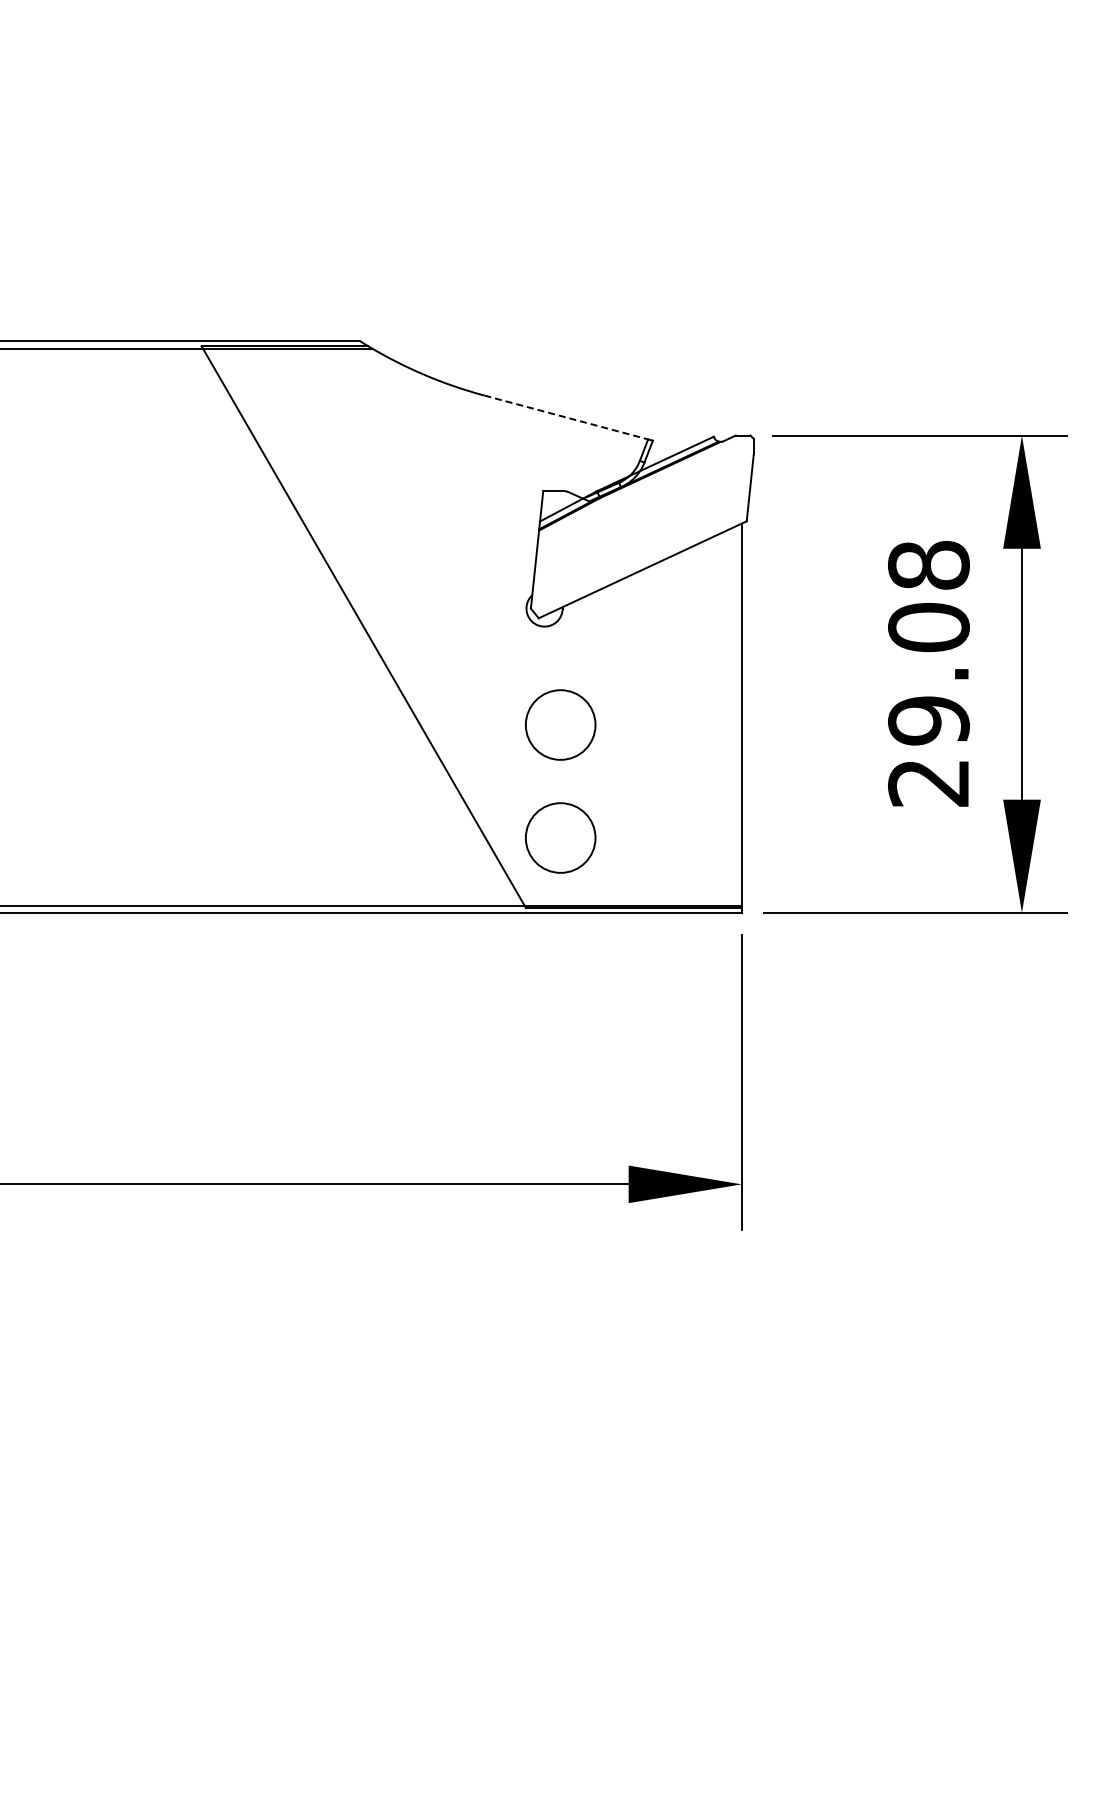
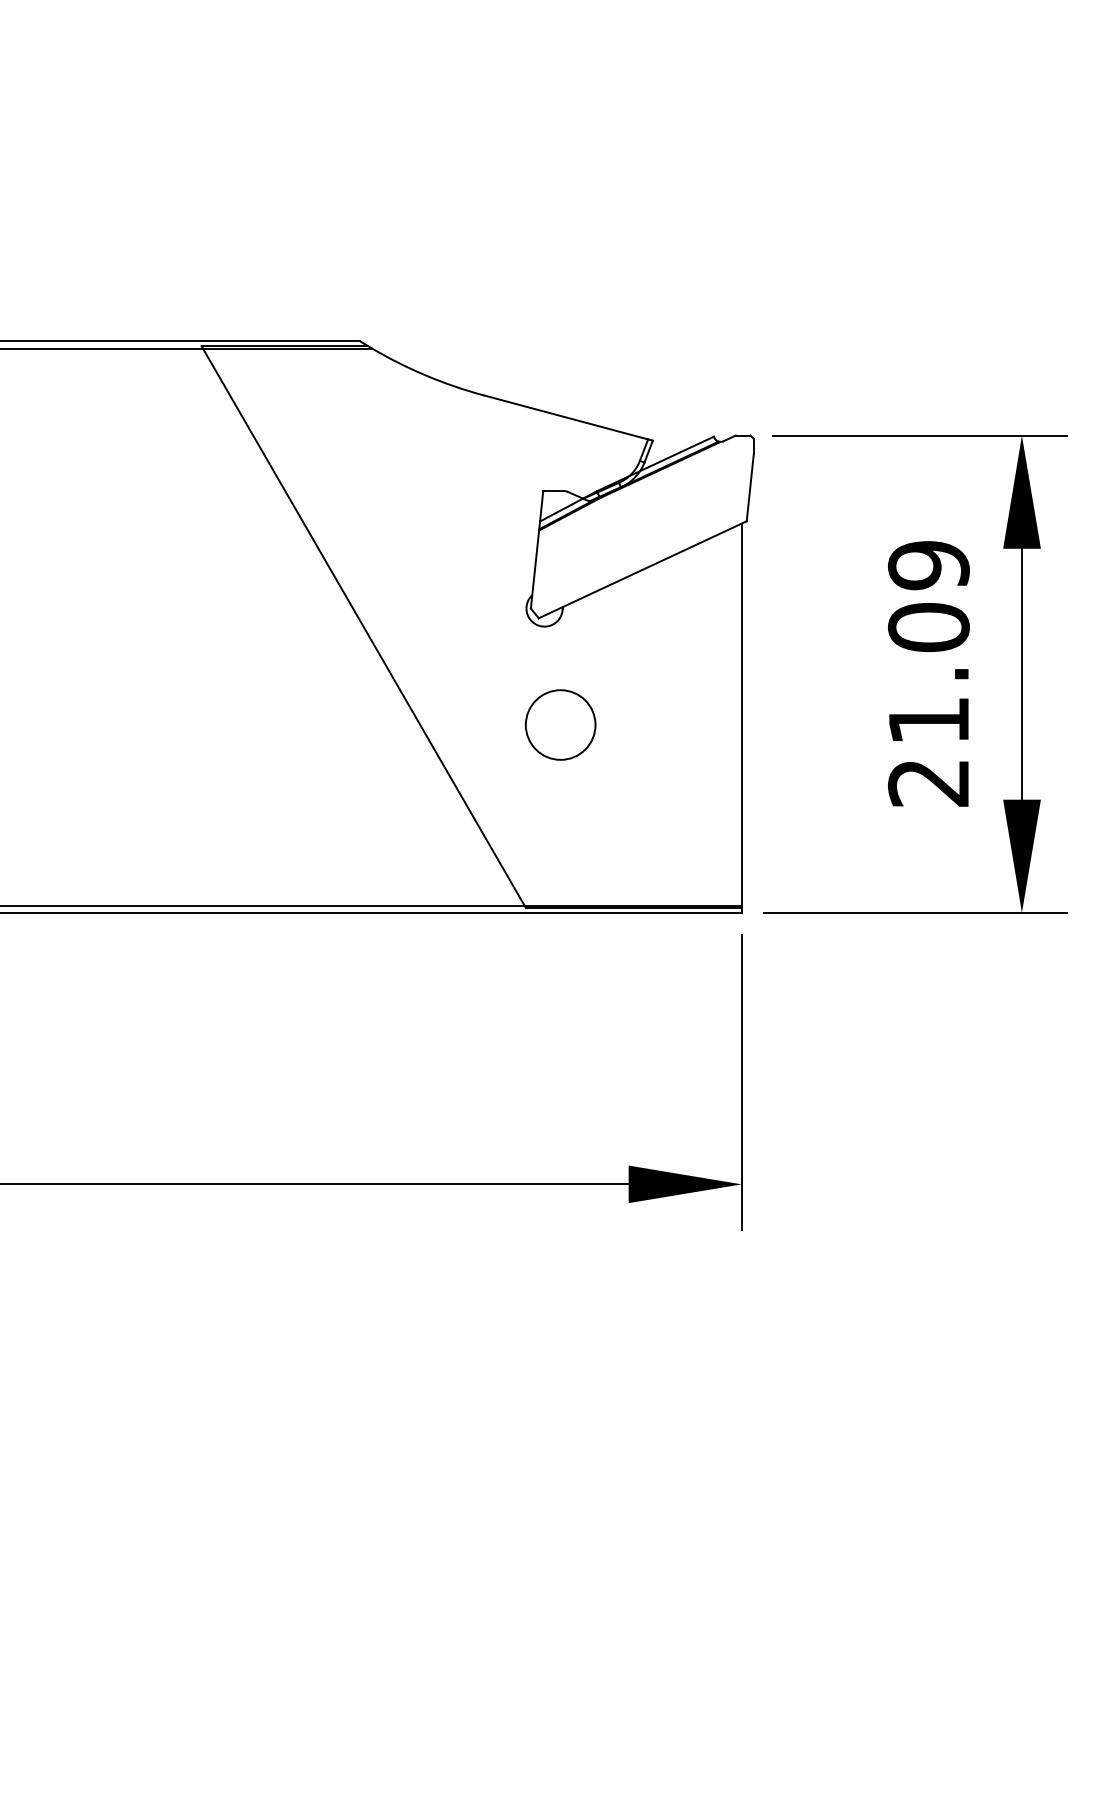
line: dashed -> solid (566, 417)
text: 29.08 -> 21.09 (928, 643)
circle: present -> none (560, 837)
